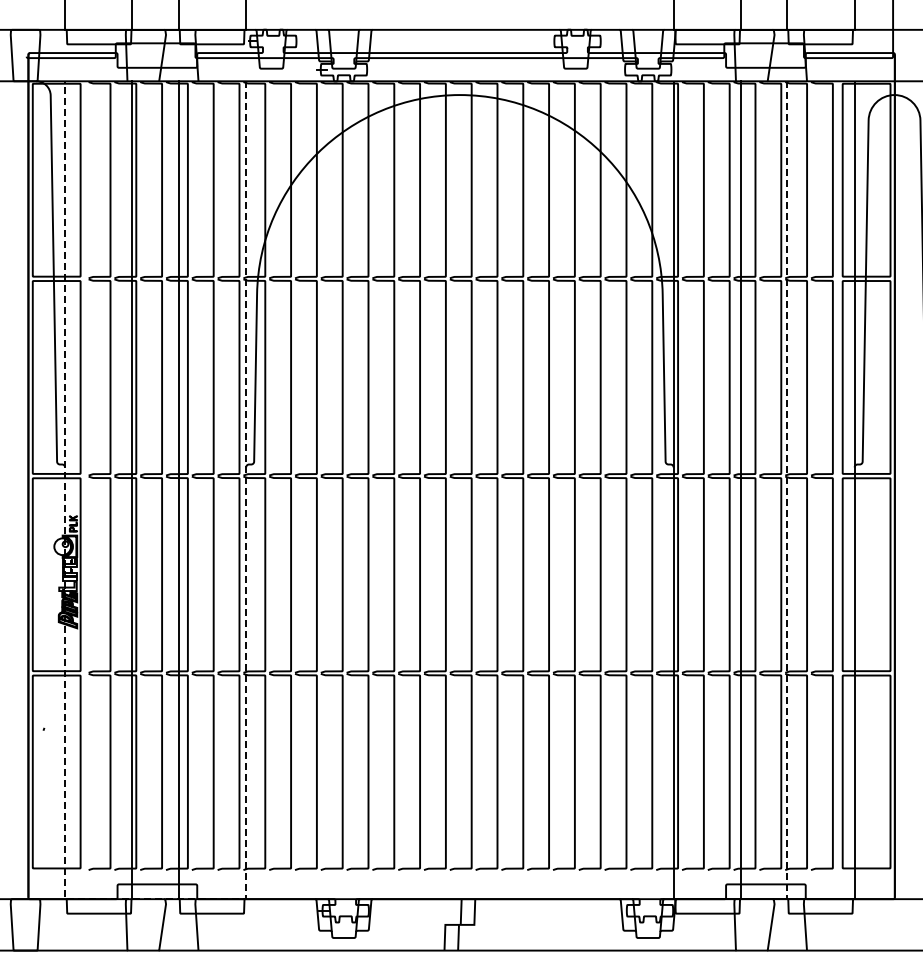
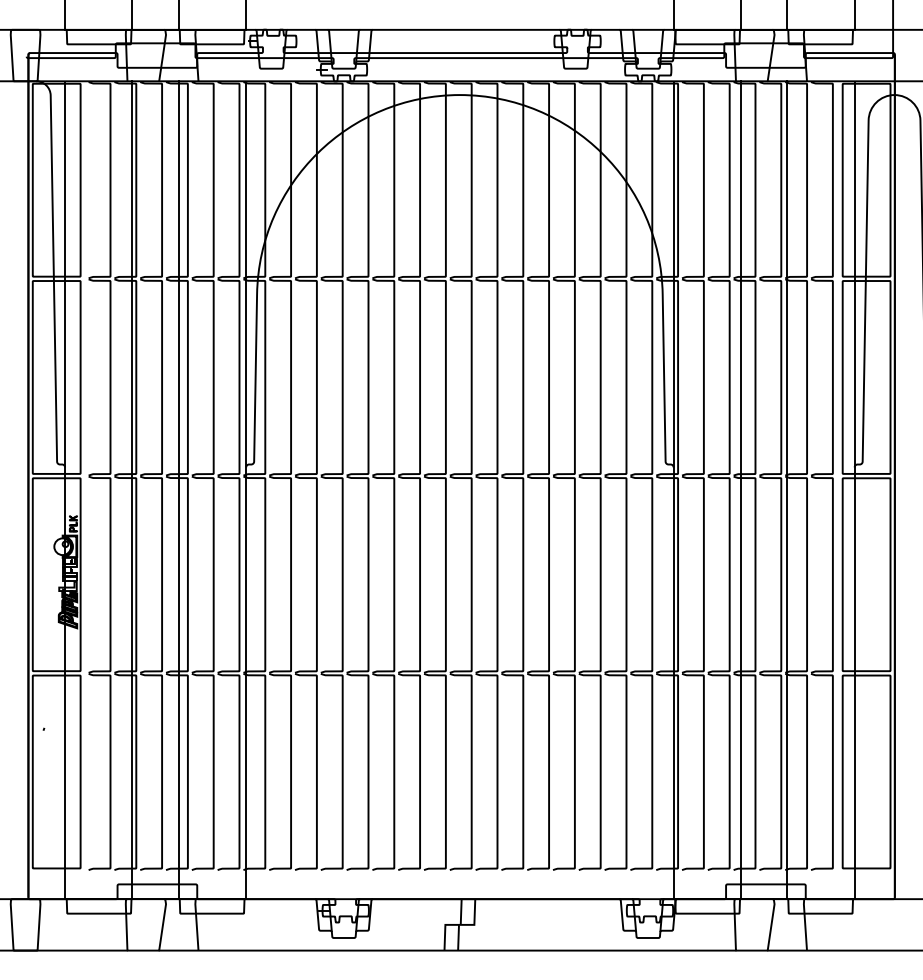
line: dashed -> solid (787, 490)
line: dashed -> solid (155, 899)
